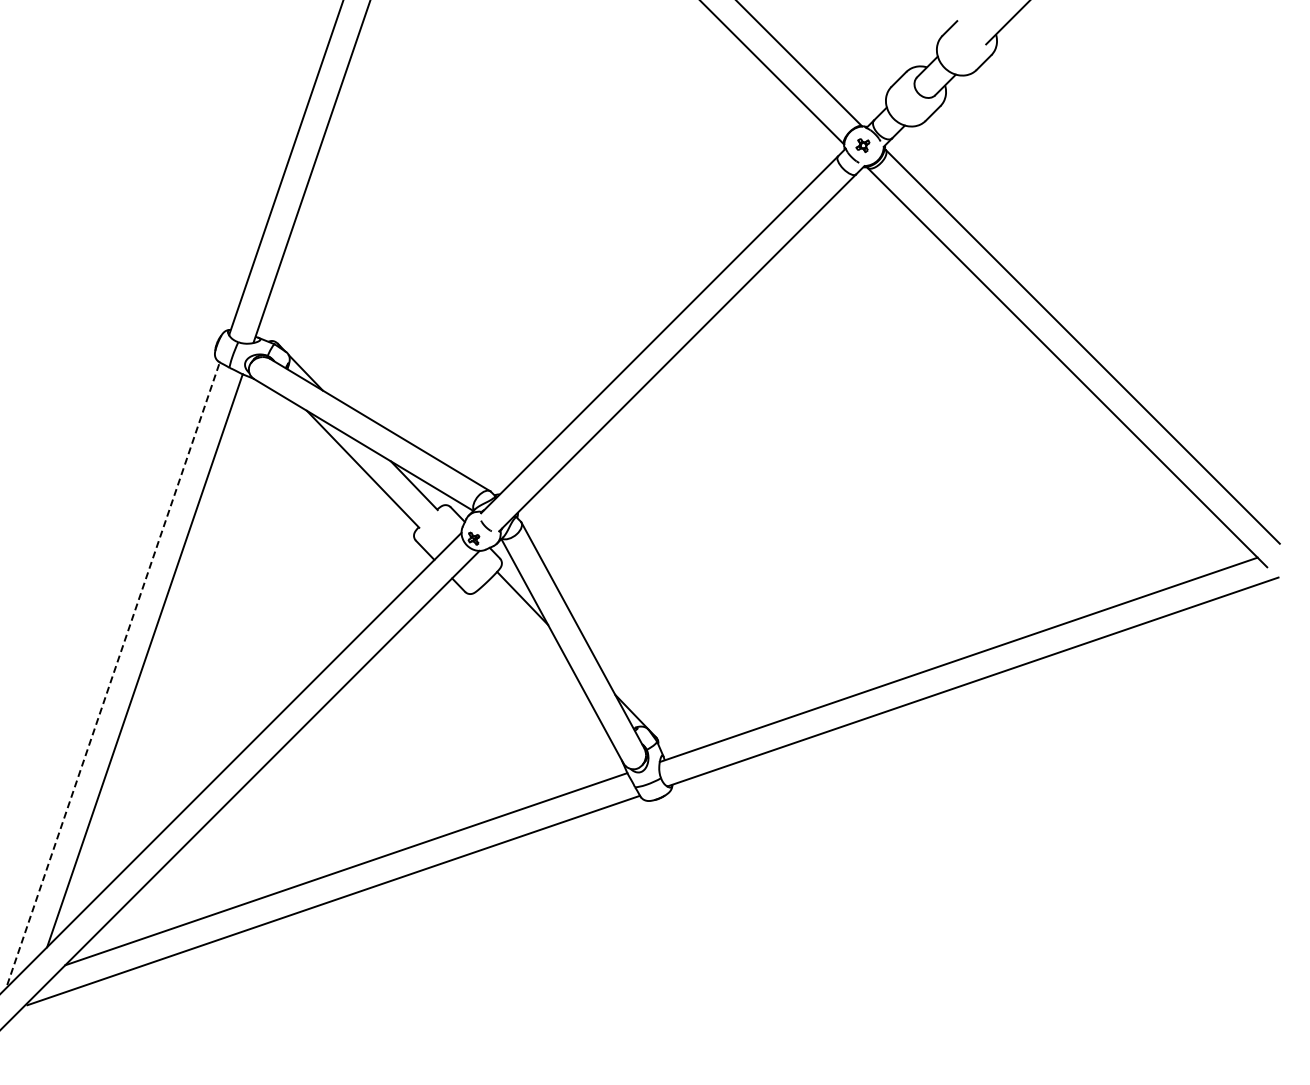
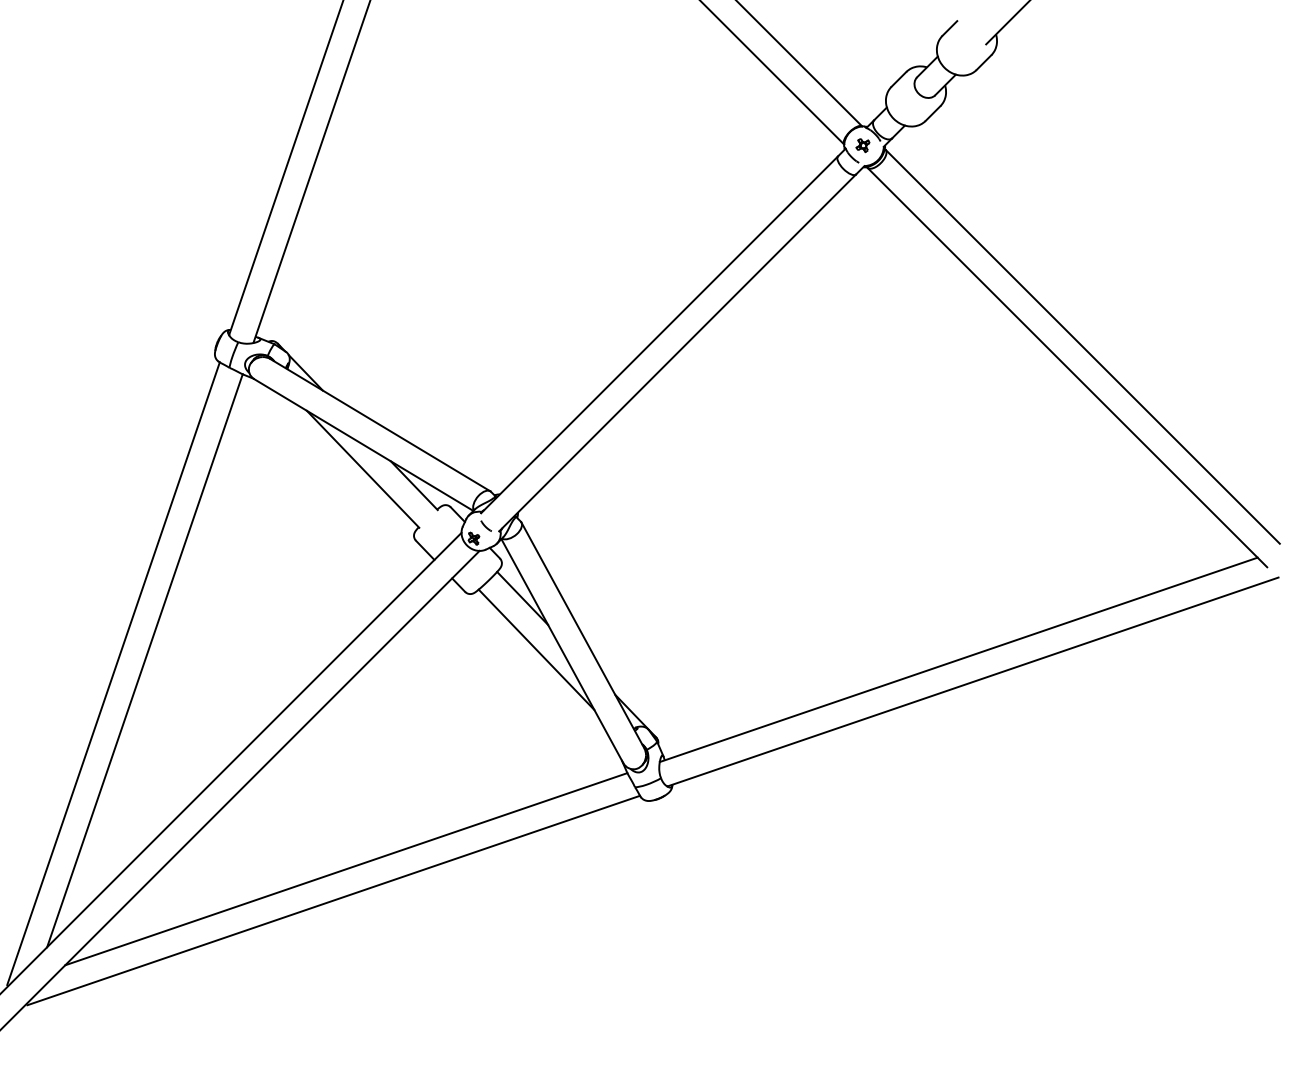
line: none -> present (536, 649)
line: dashed -> solid (113, 673)
